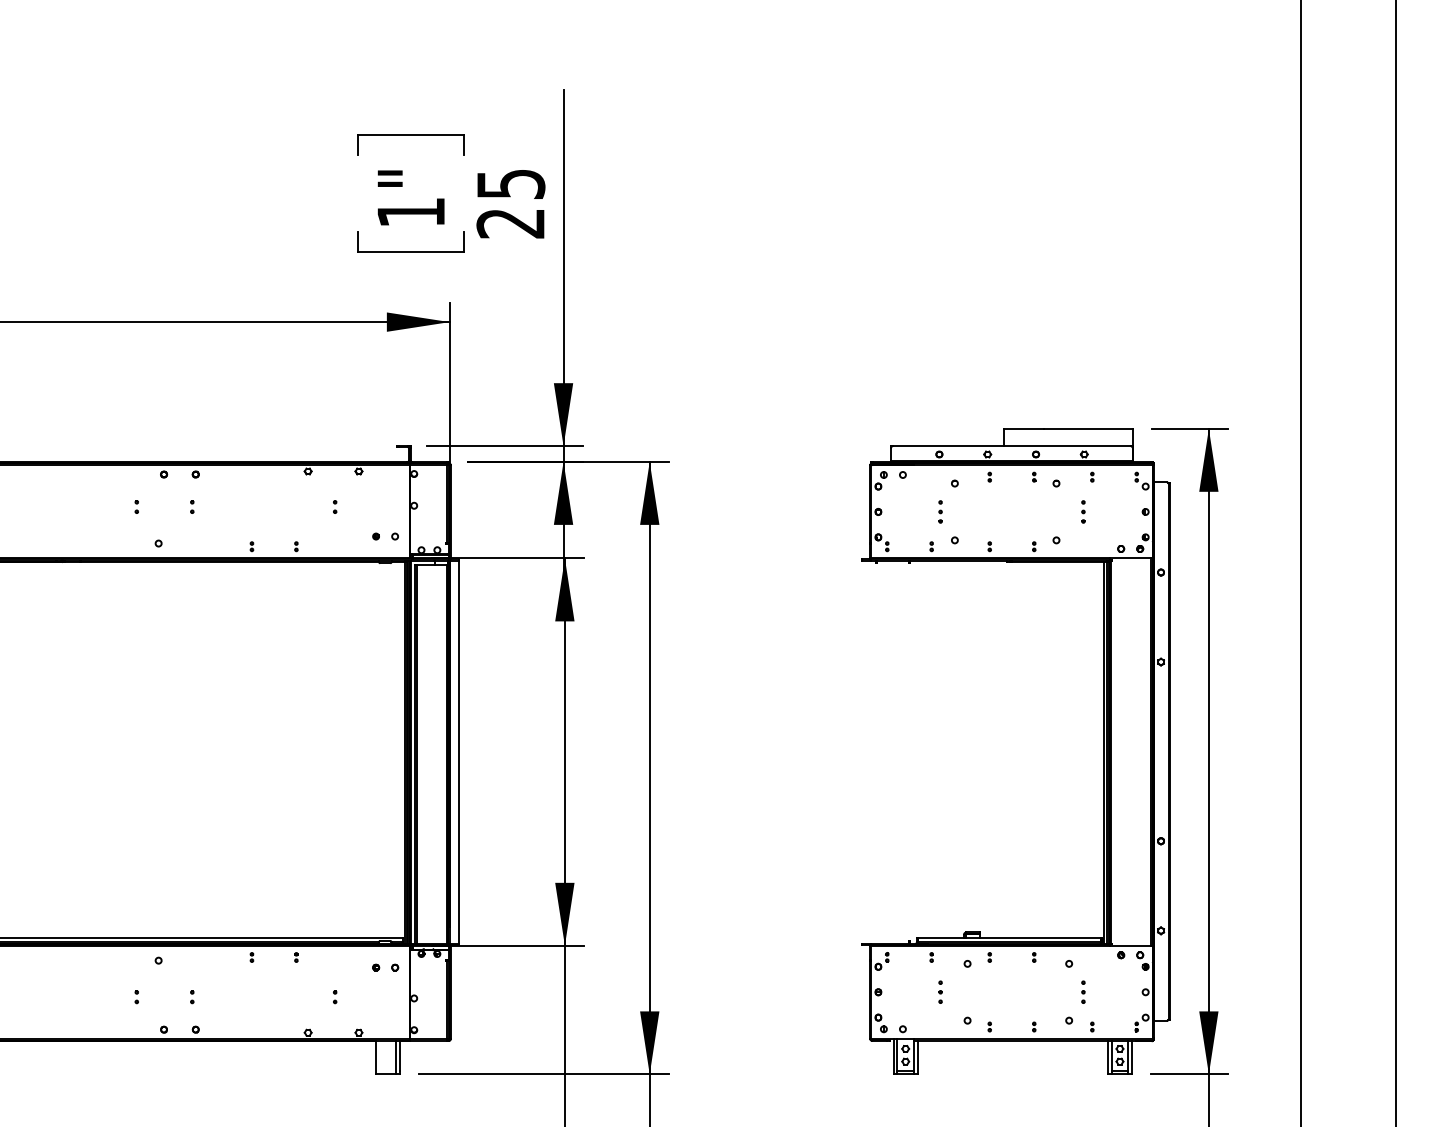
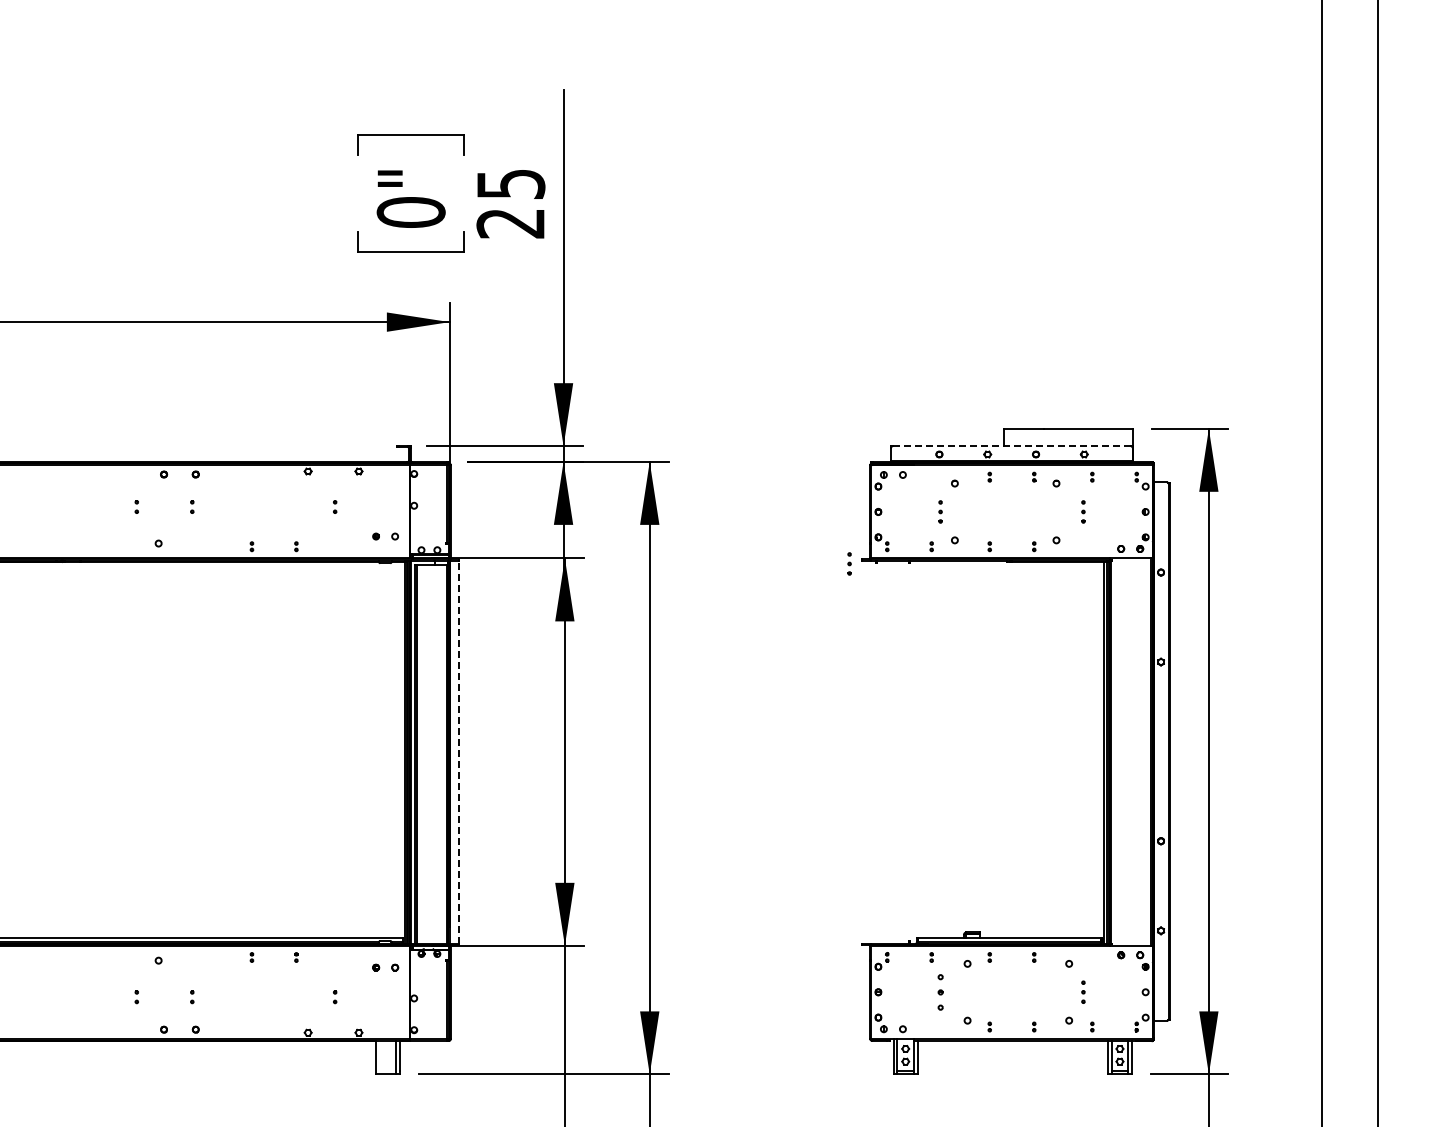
text: 1" -> 0" (410, 212)
line: solid -> dashed (1011, 446)
line position: (1300, 562) -> (1321, 562) (1321, 562)
line position: (1395, 562) -> (1377, 562) (1377, 562)
part: none -> present (849, 563)
line: solid -> dashed (459, 751)
part size: 5x24 px -> 7x37 px (940, 992)
